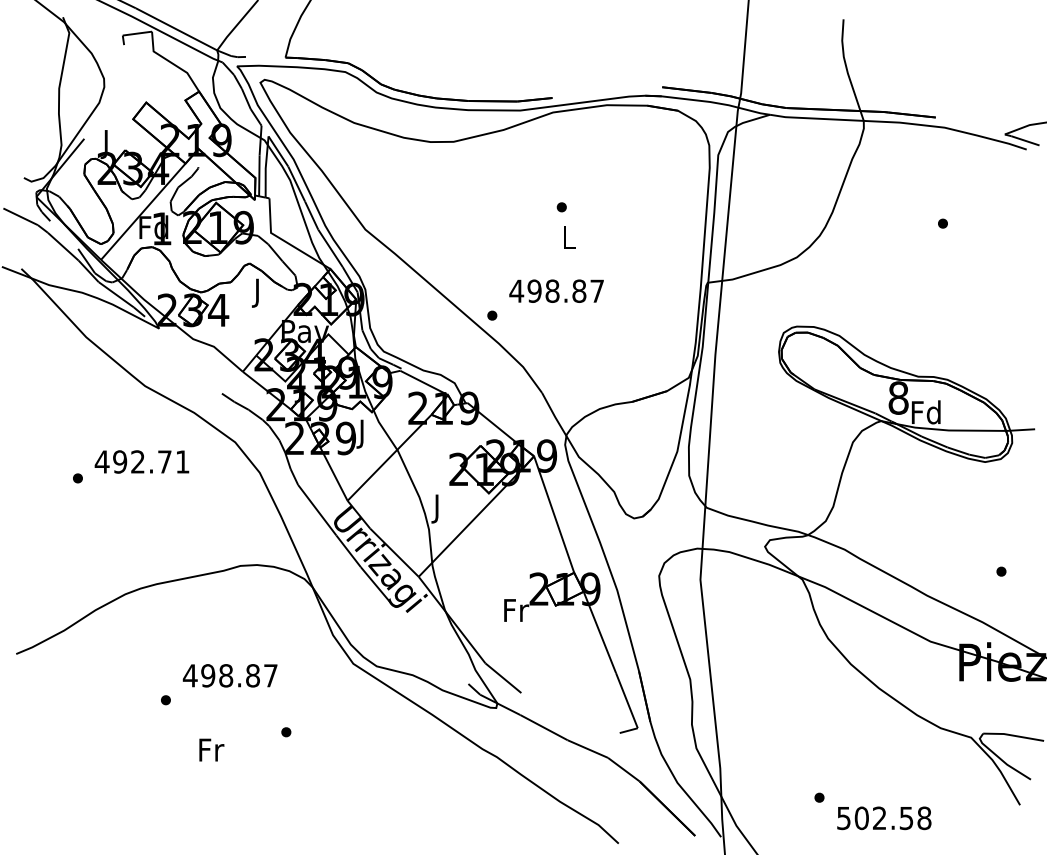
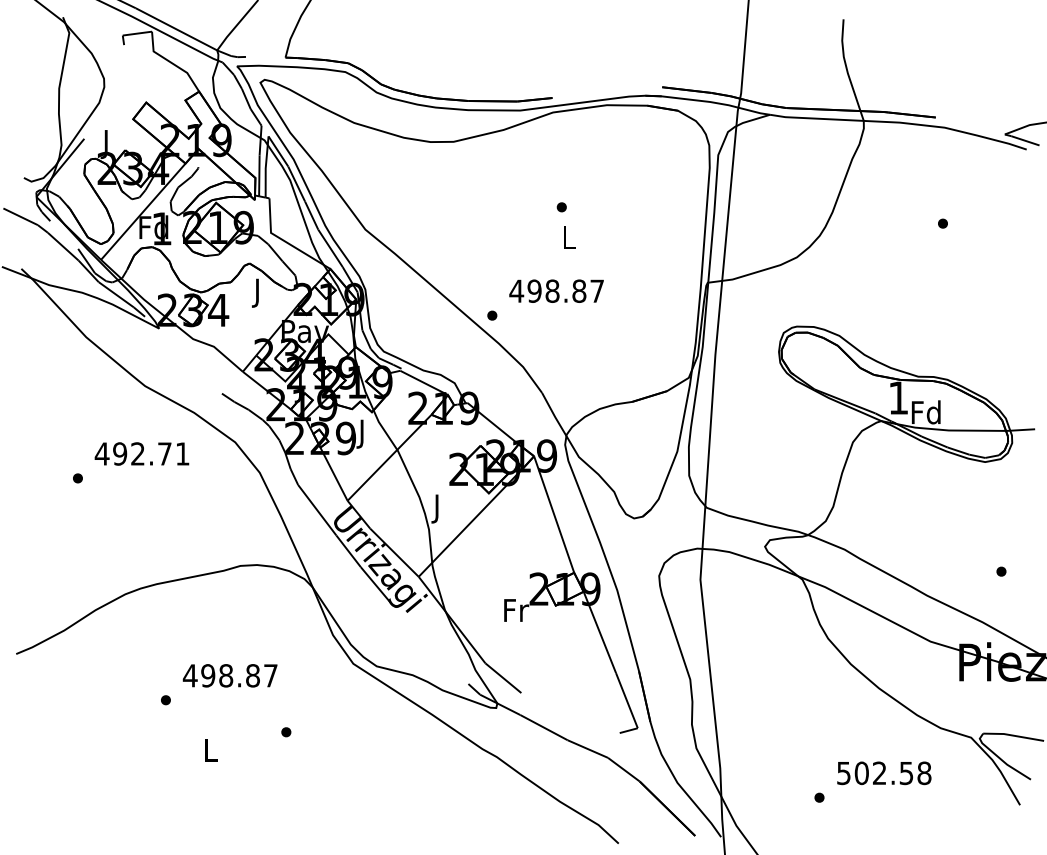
text: 8 -> 1 (898, 397)
text position: (141, 461) -> (141, 453) (141, 453)
text: Fr -> L (211, 749)
text position: (884, 818) -> (884, 773) (884, 773)
